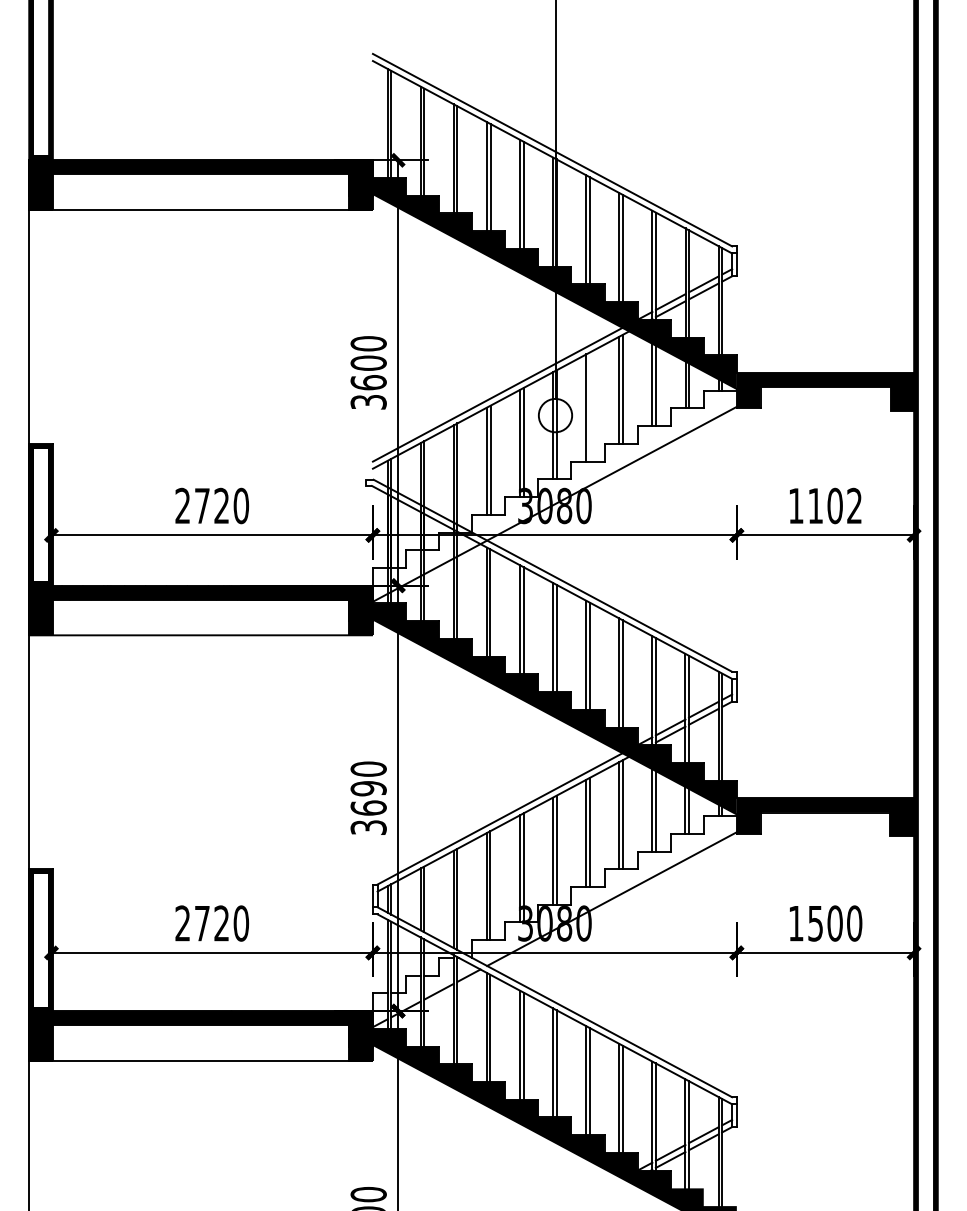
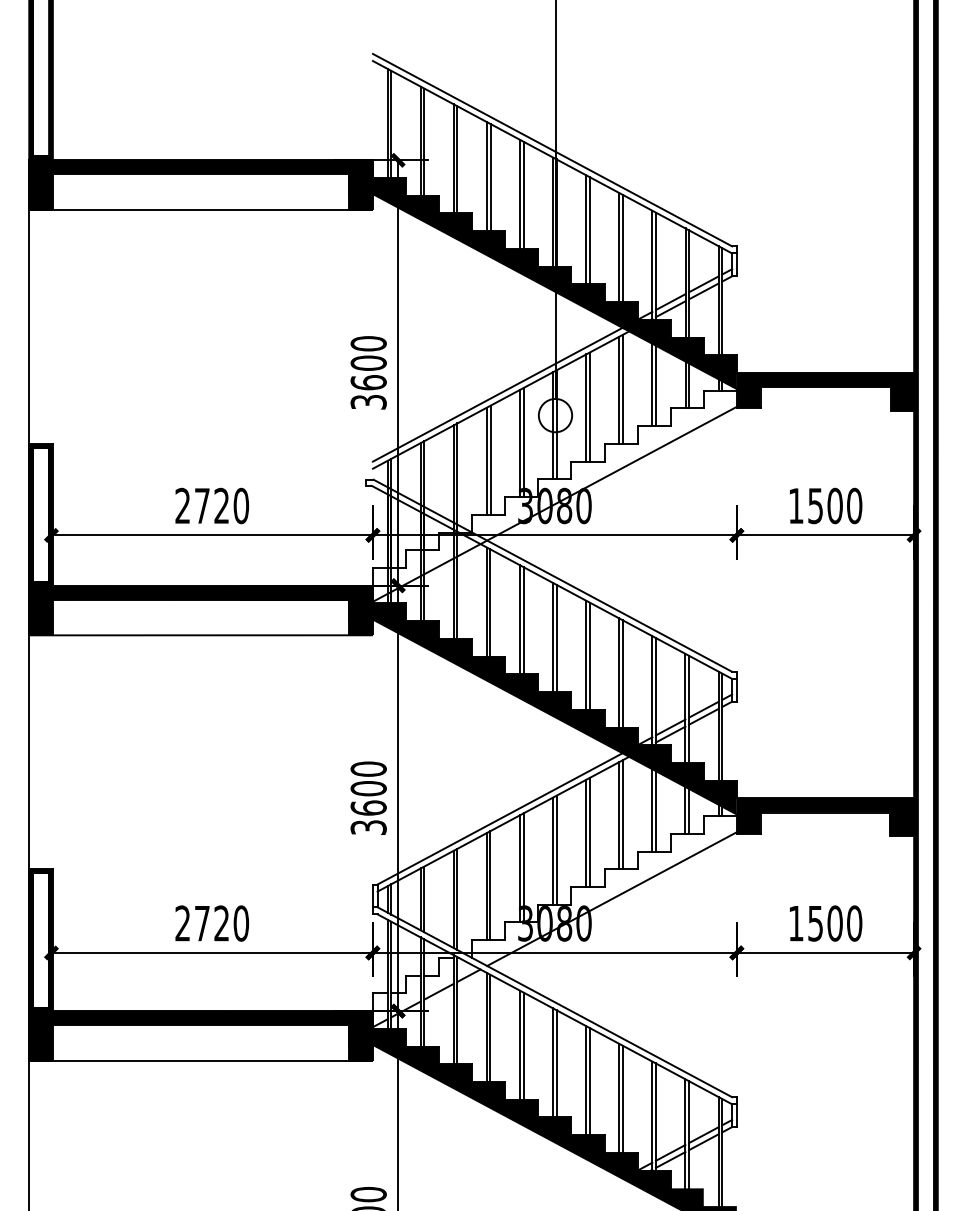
line: none -> present (589, 406)
text: 1102 -> 1500 (835, 505)
text: 3690 -> 3600 (368, 788)
